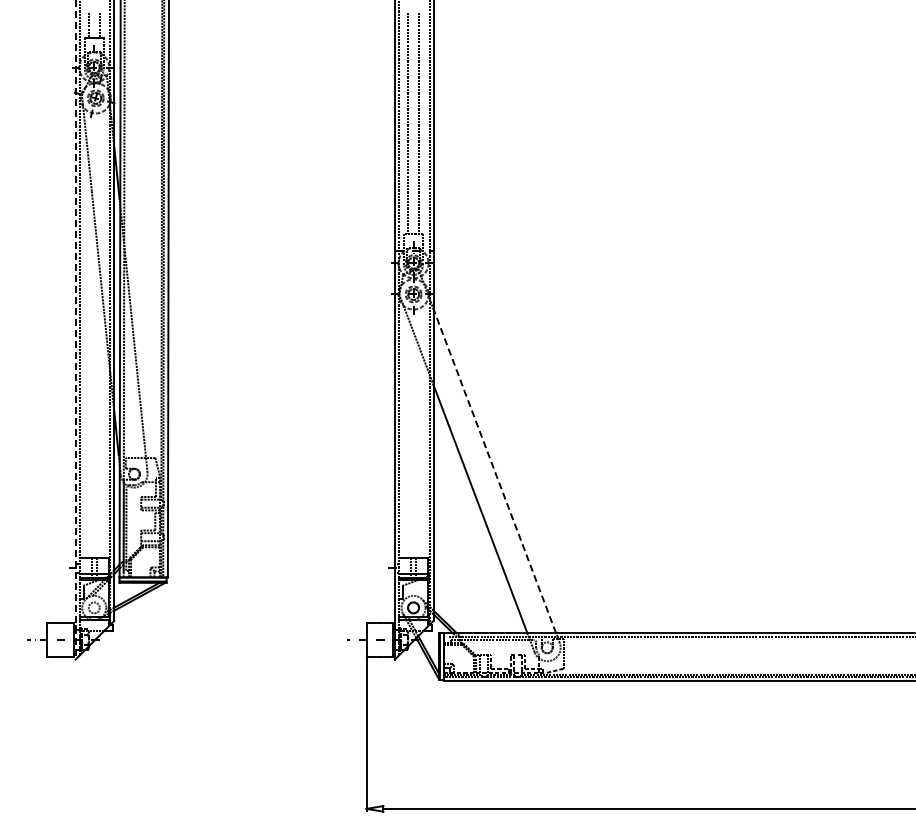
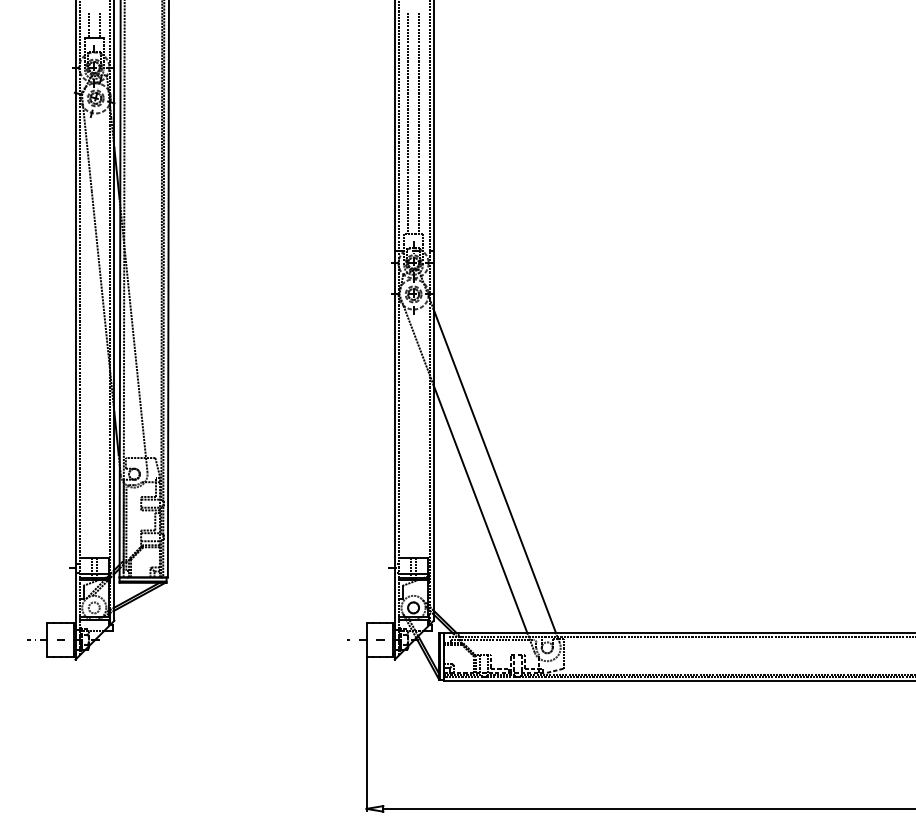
line: dashed -> solid (75, 330)
line: dashed -> solid (494, 471)
